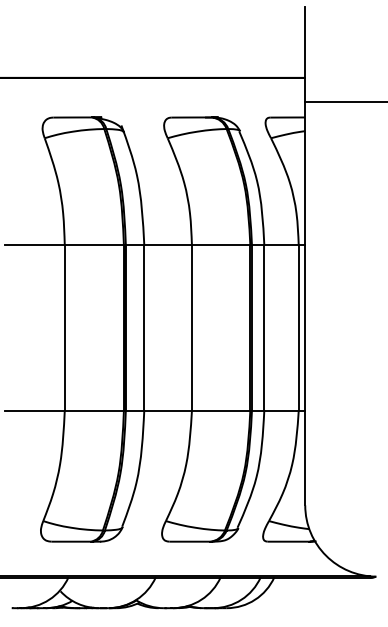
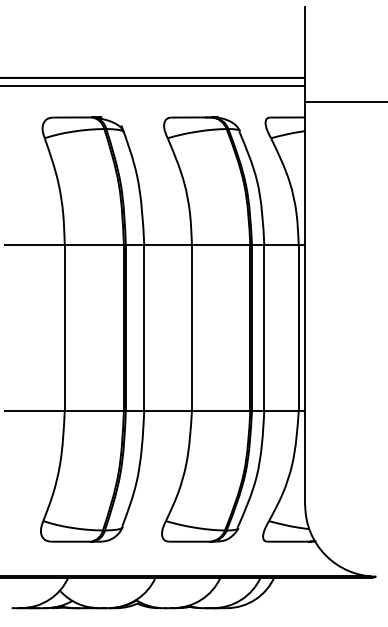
line: none -> present (153, 85)
